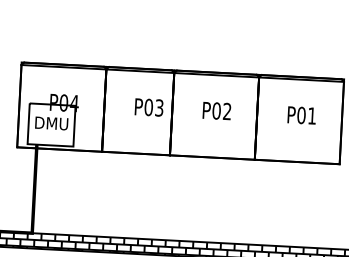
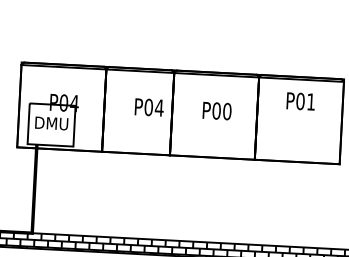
text: P03 -> P04 (158, 107)
text: P02 -> P00 (226, 111)
text position: (301, 115) -> (300, 101) (300, 101)
